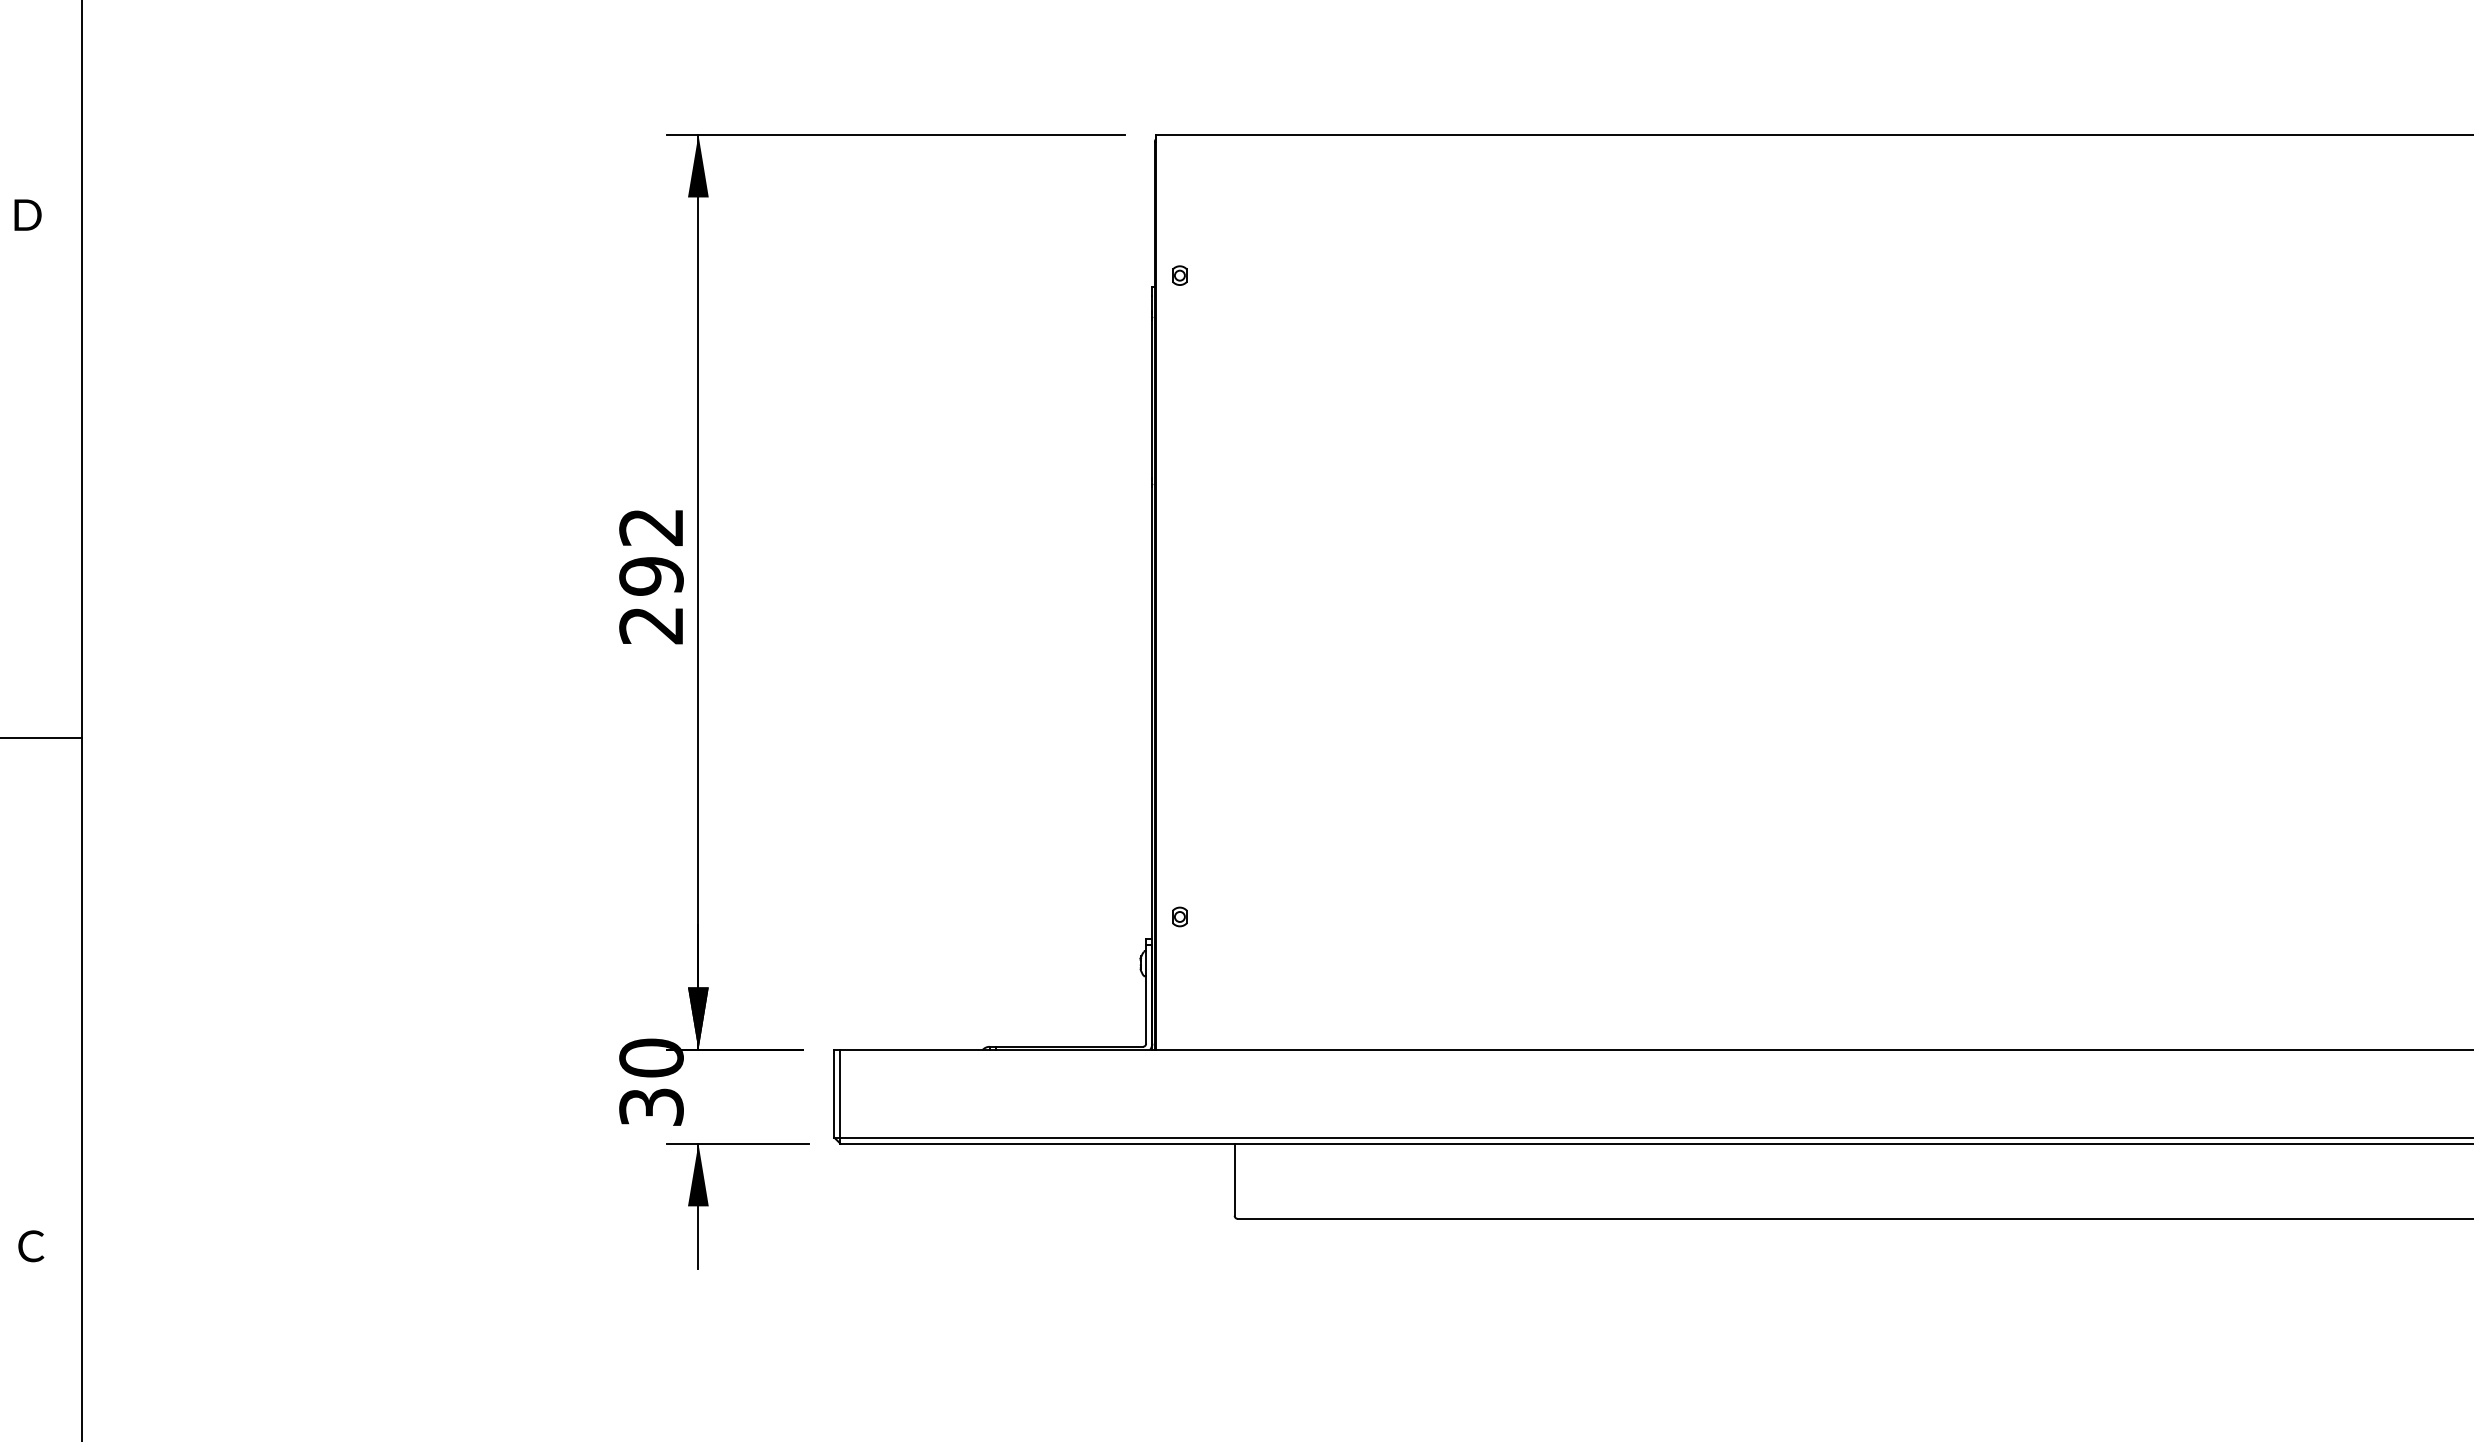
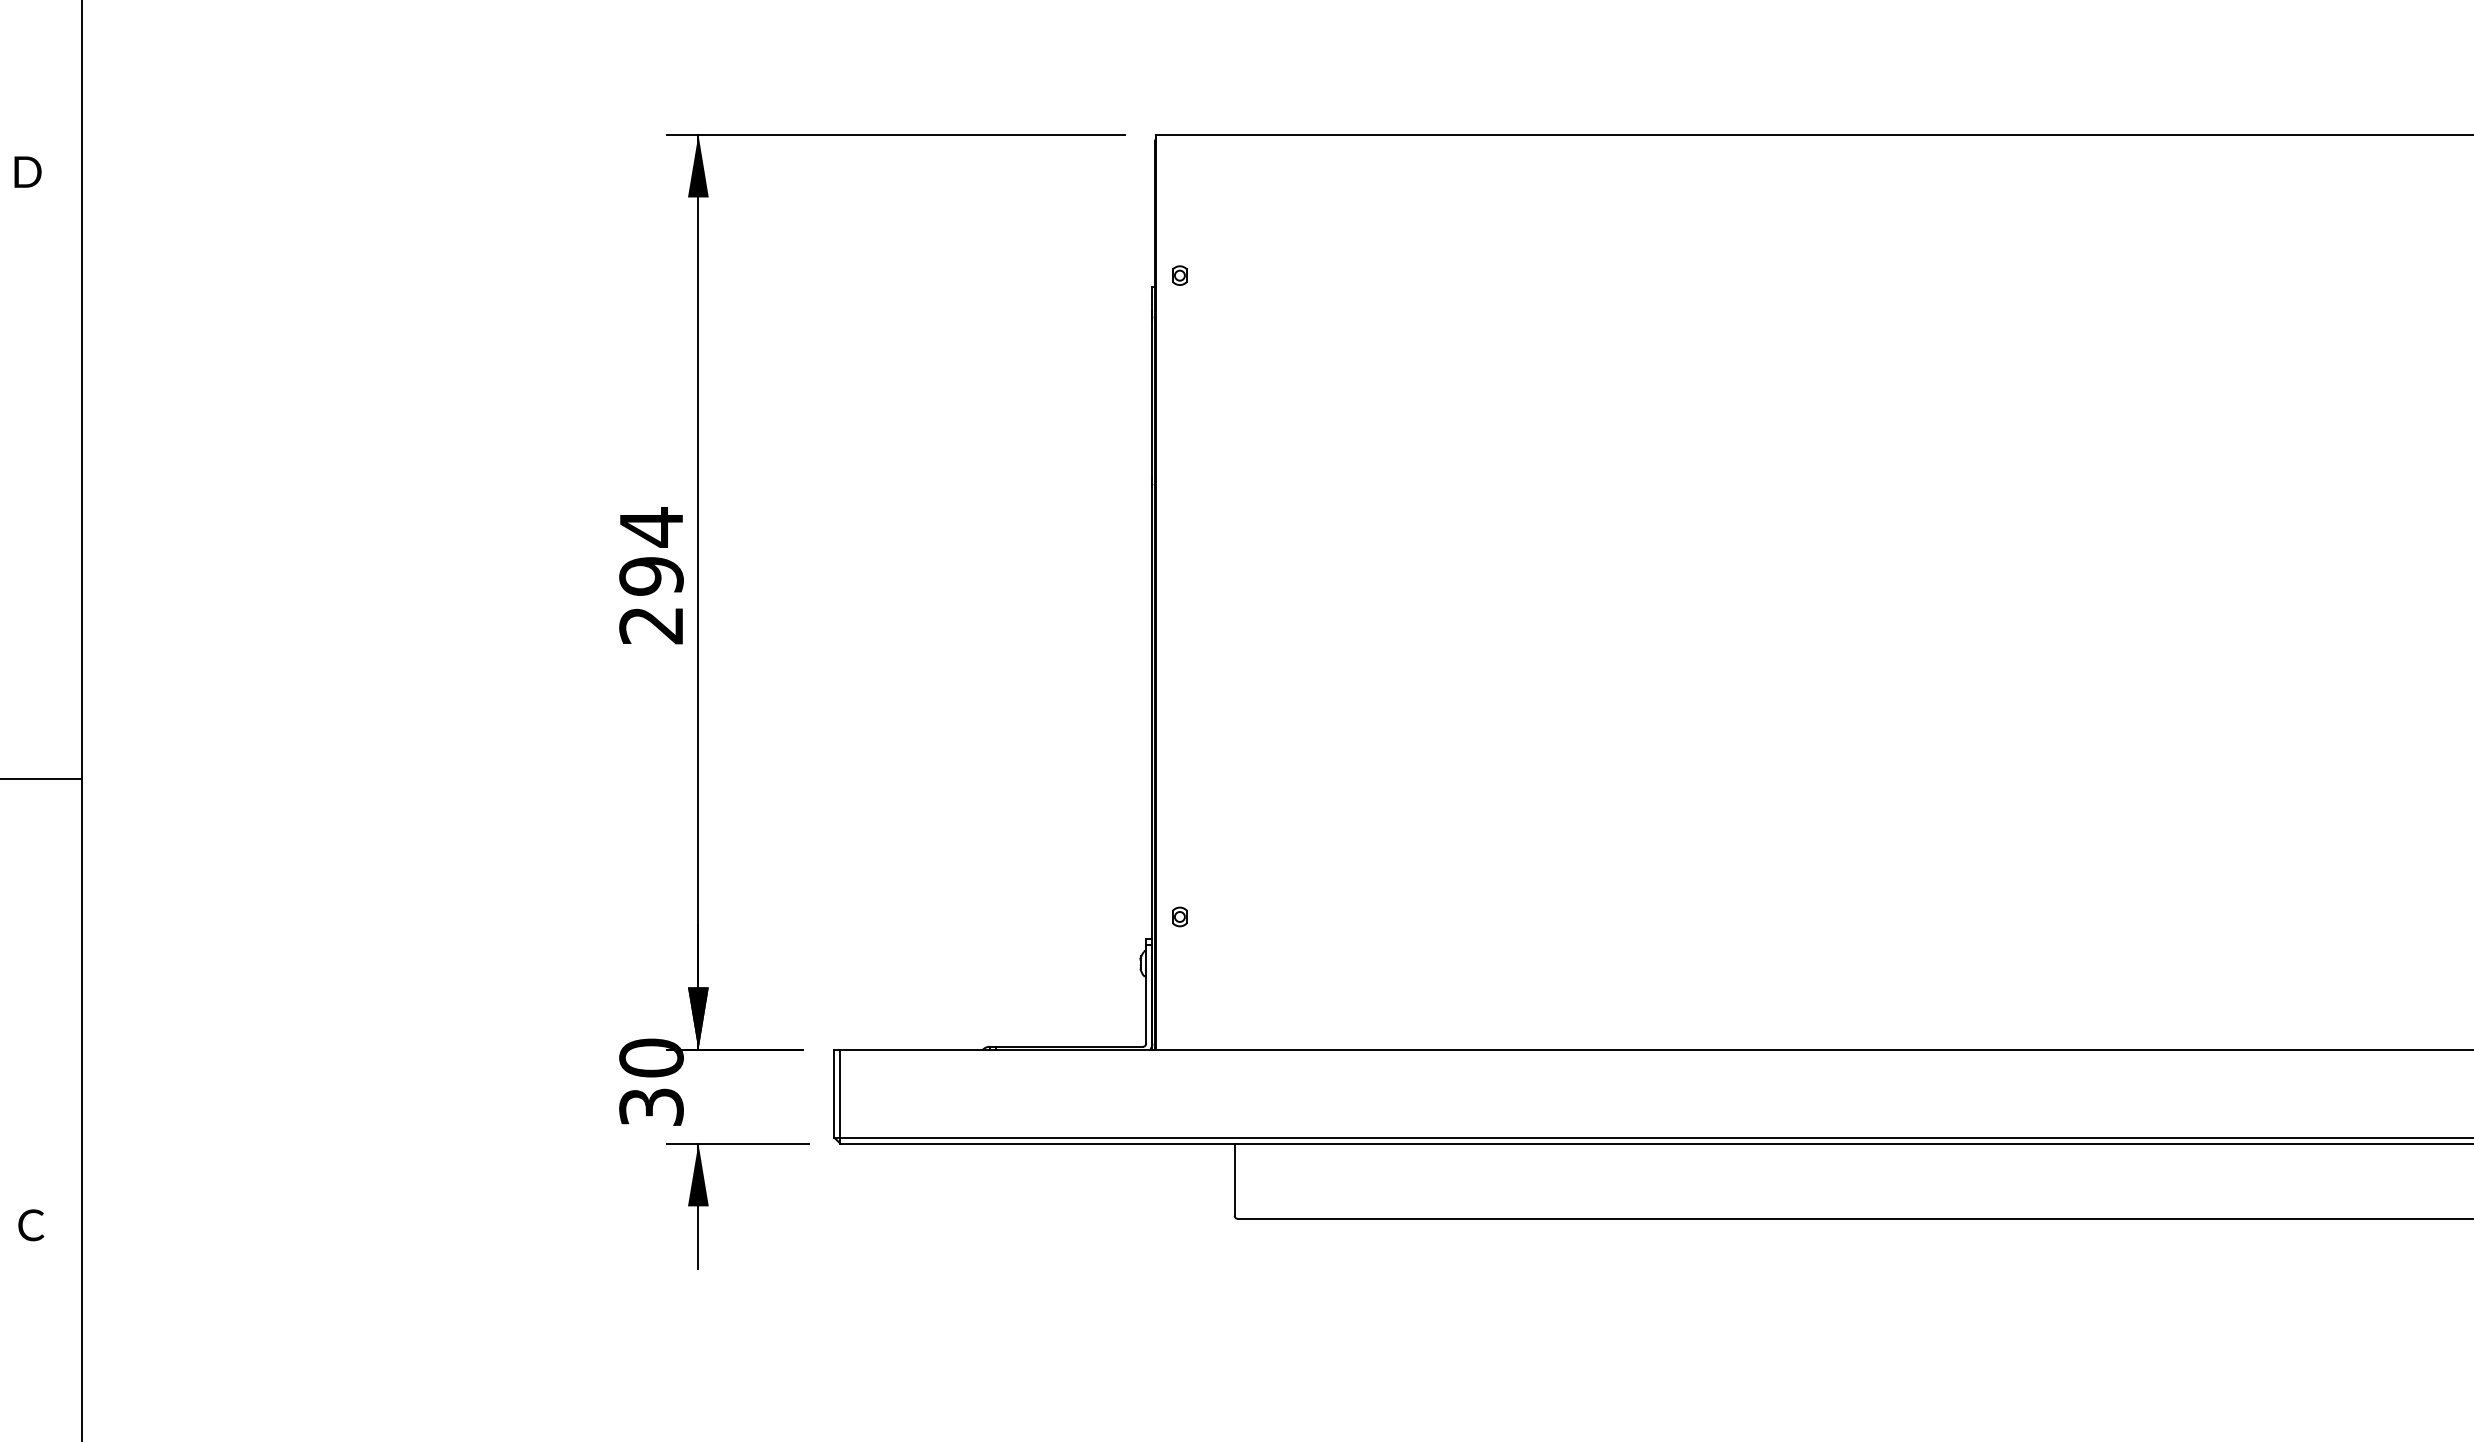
text position: (27, 214) -> (27, 171) (27, 171)
text: 292 -> 294 (650, 527)
line position: (41, 738) -> (41, 779) (41, 779)
text position: (31, 1246) -> (31, 1225) (31, 1225)
